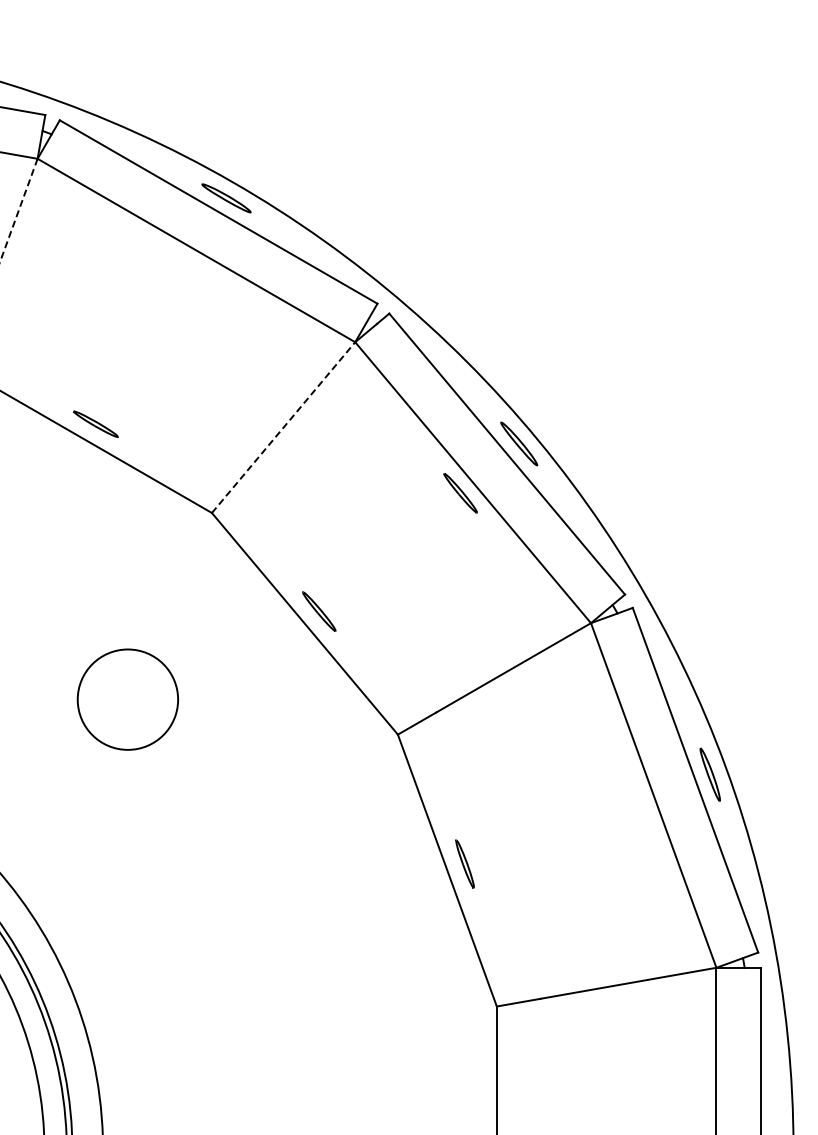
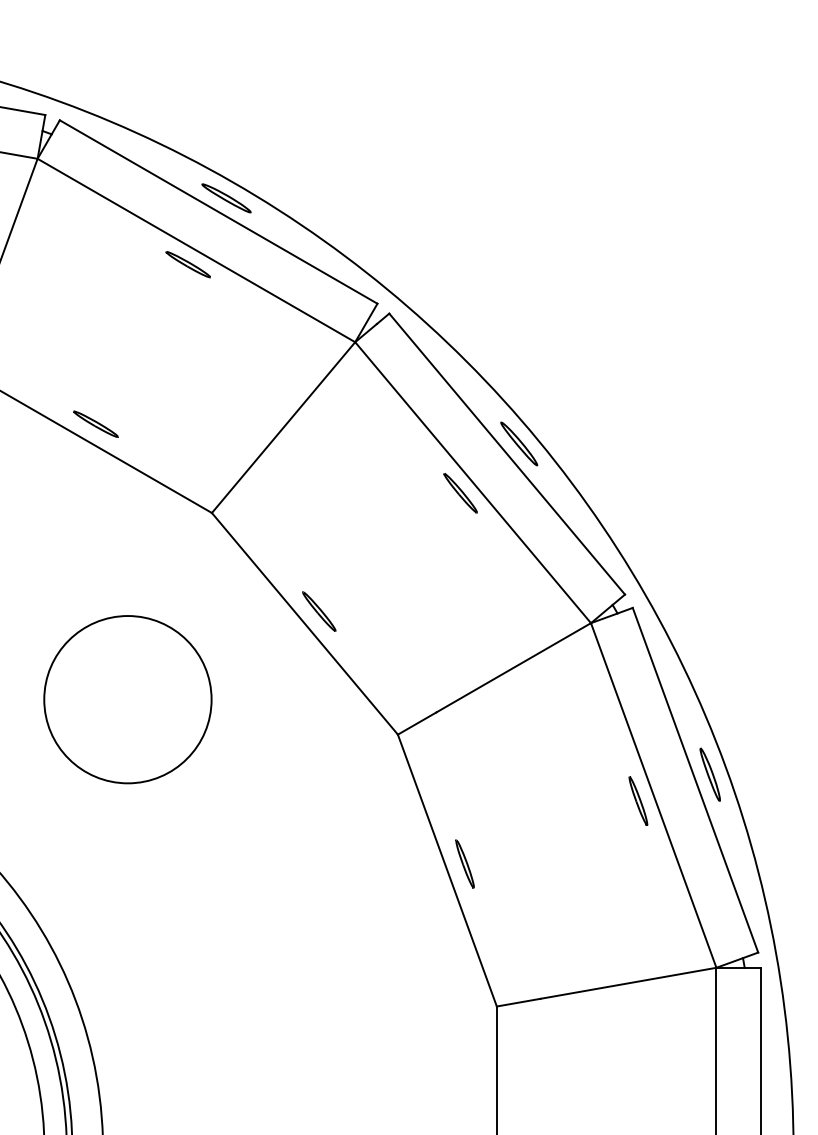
line: dashed -> solid (18, 210)
part: none -> present (187, 264)
line: dashed -> solid (283, 427)
circle diameter: 100 px -> 167 px (127, 699)
part: none -> present (638, 800)
